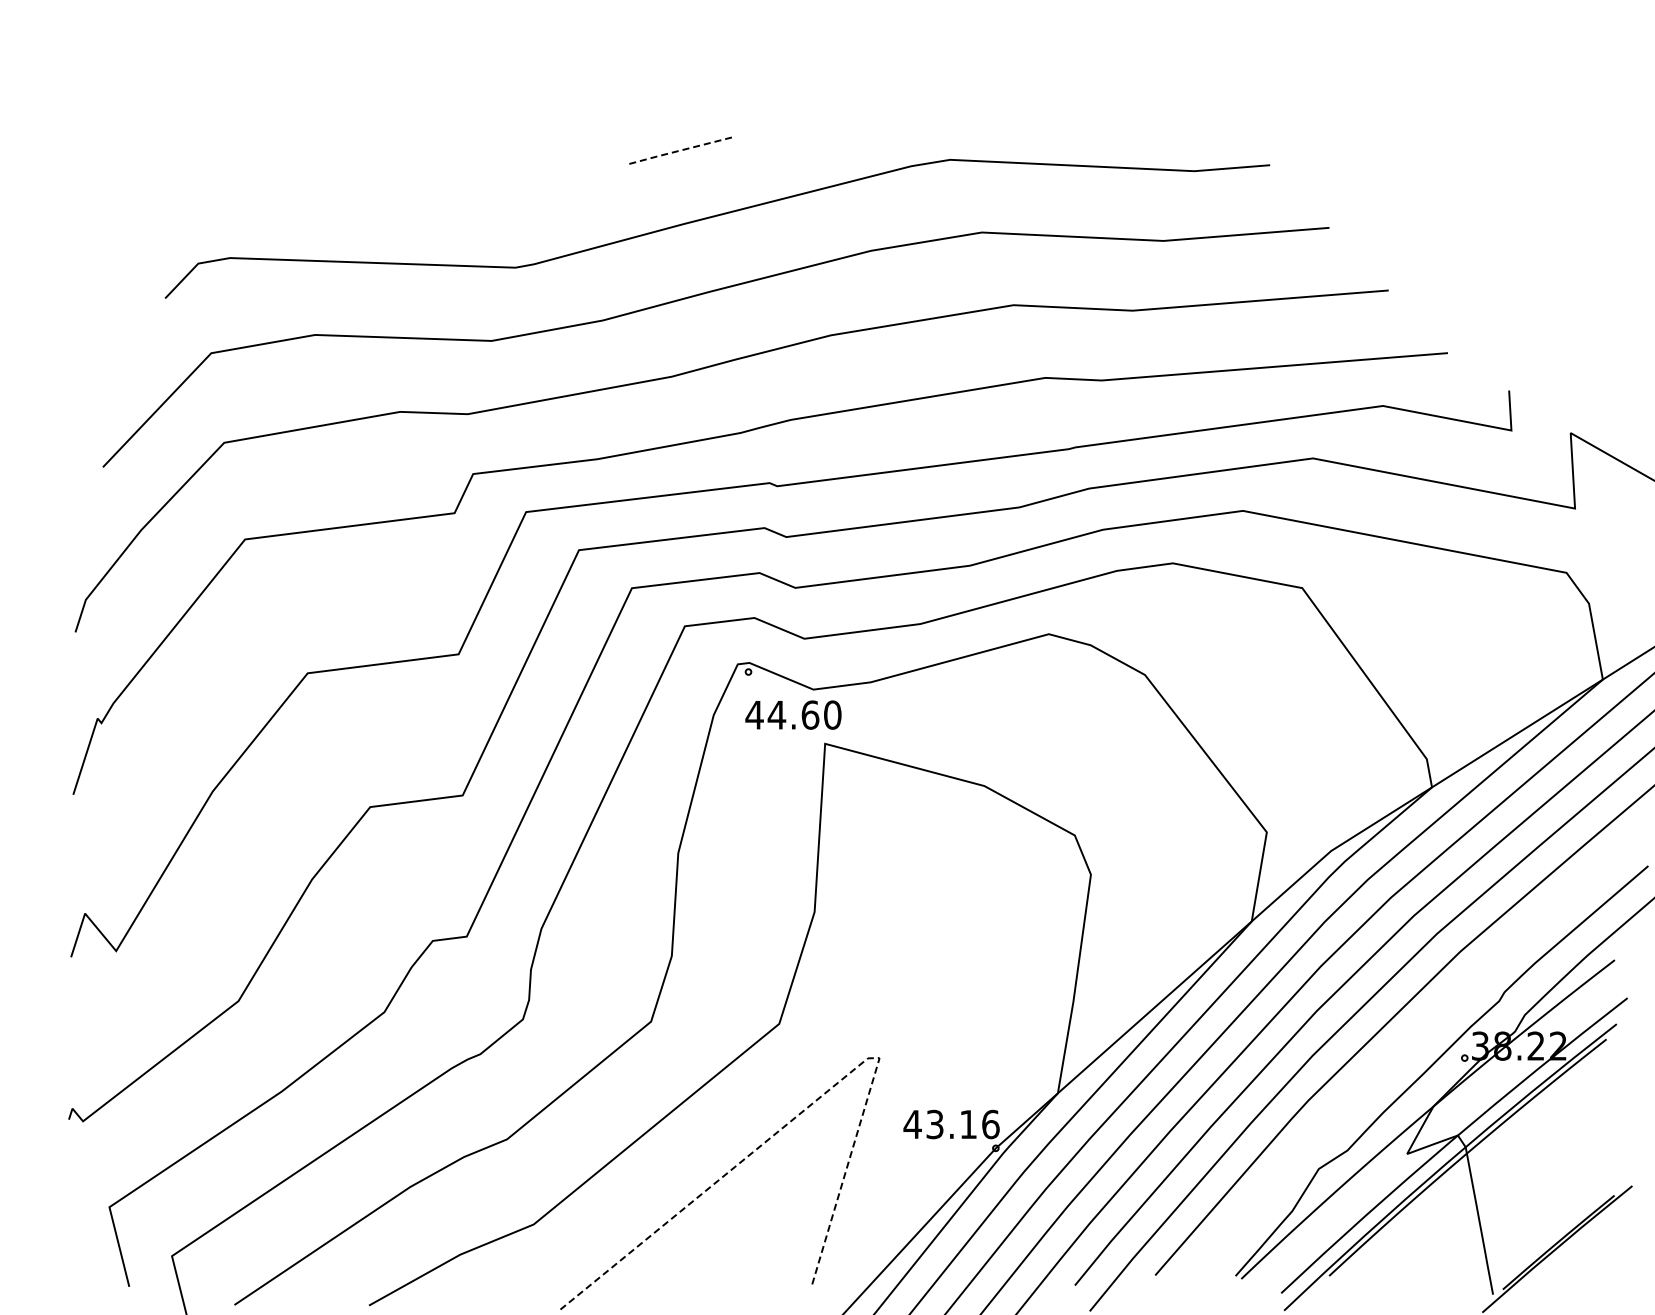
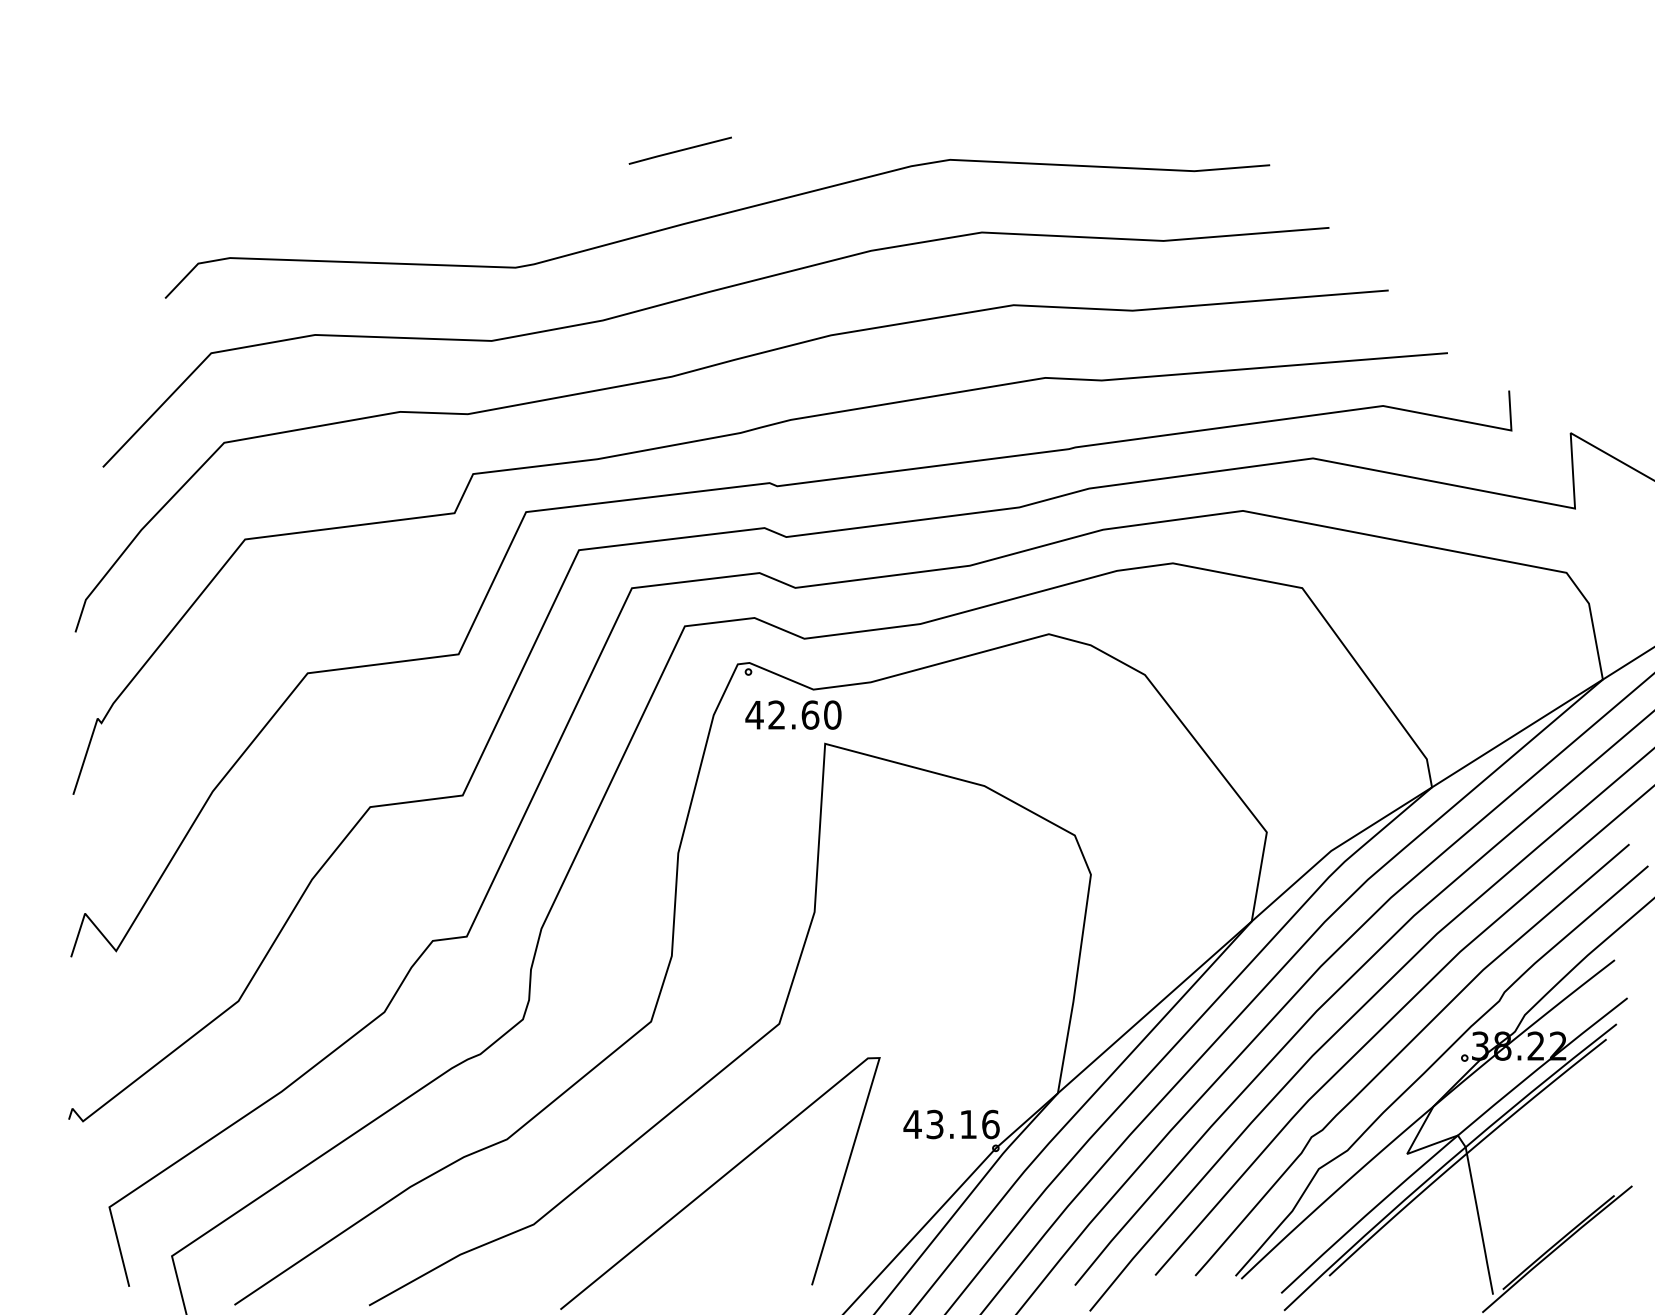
line: dashed -> solid (679, 150)
text: 44.60 -> 42.60 (776, 714)
curve: none -> present (1403, 1050)
line: dashed -> solid (811, 1104)
